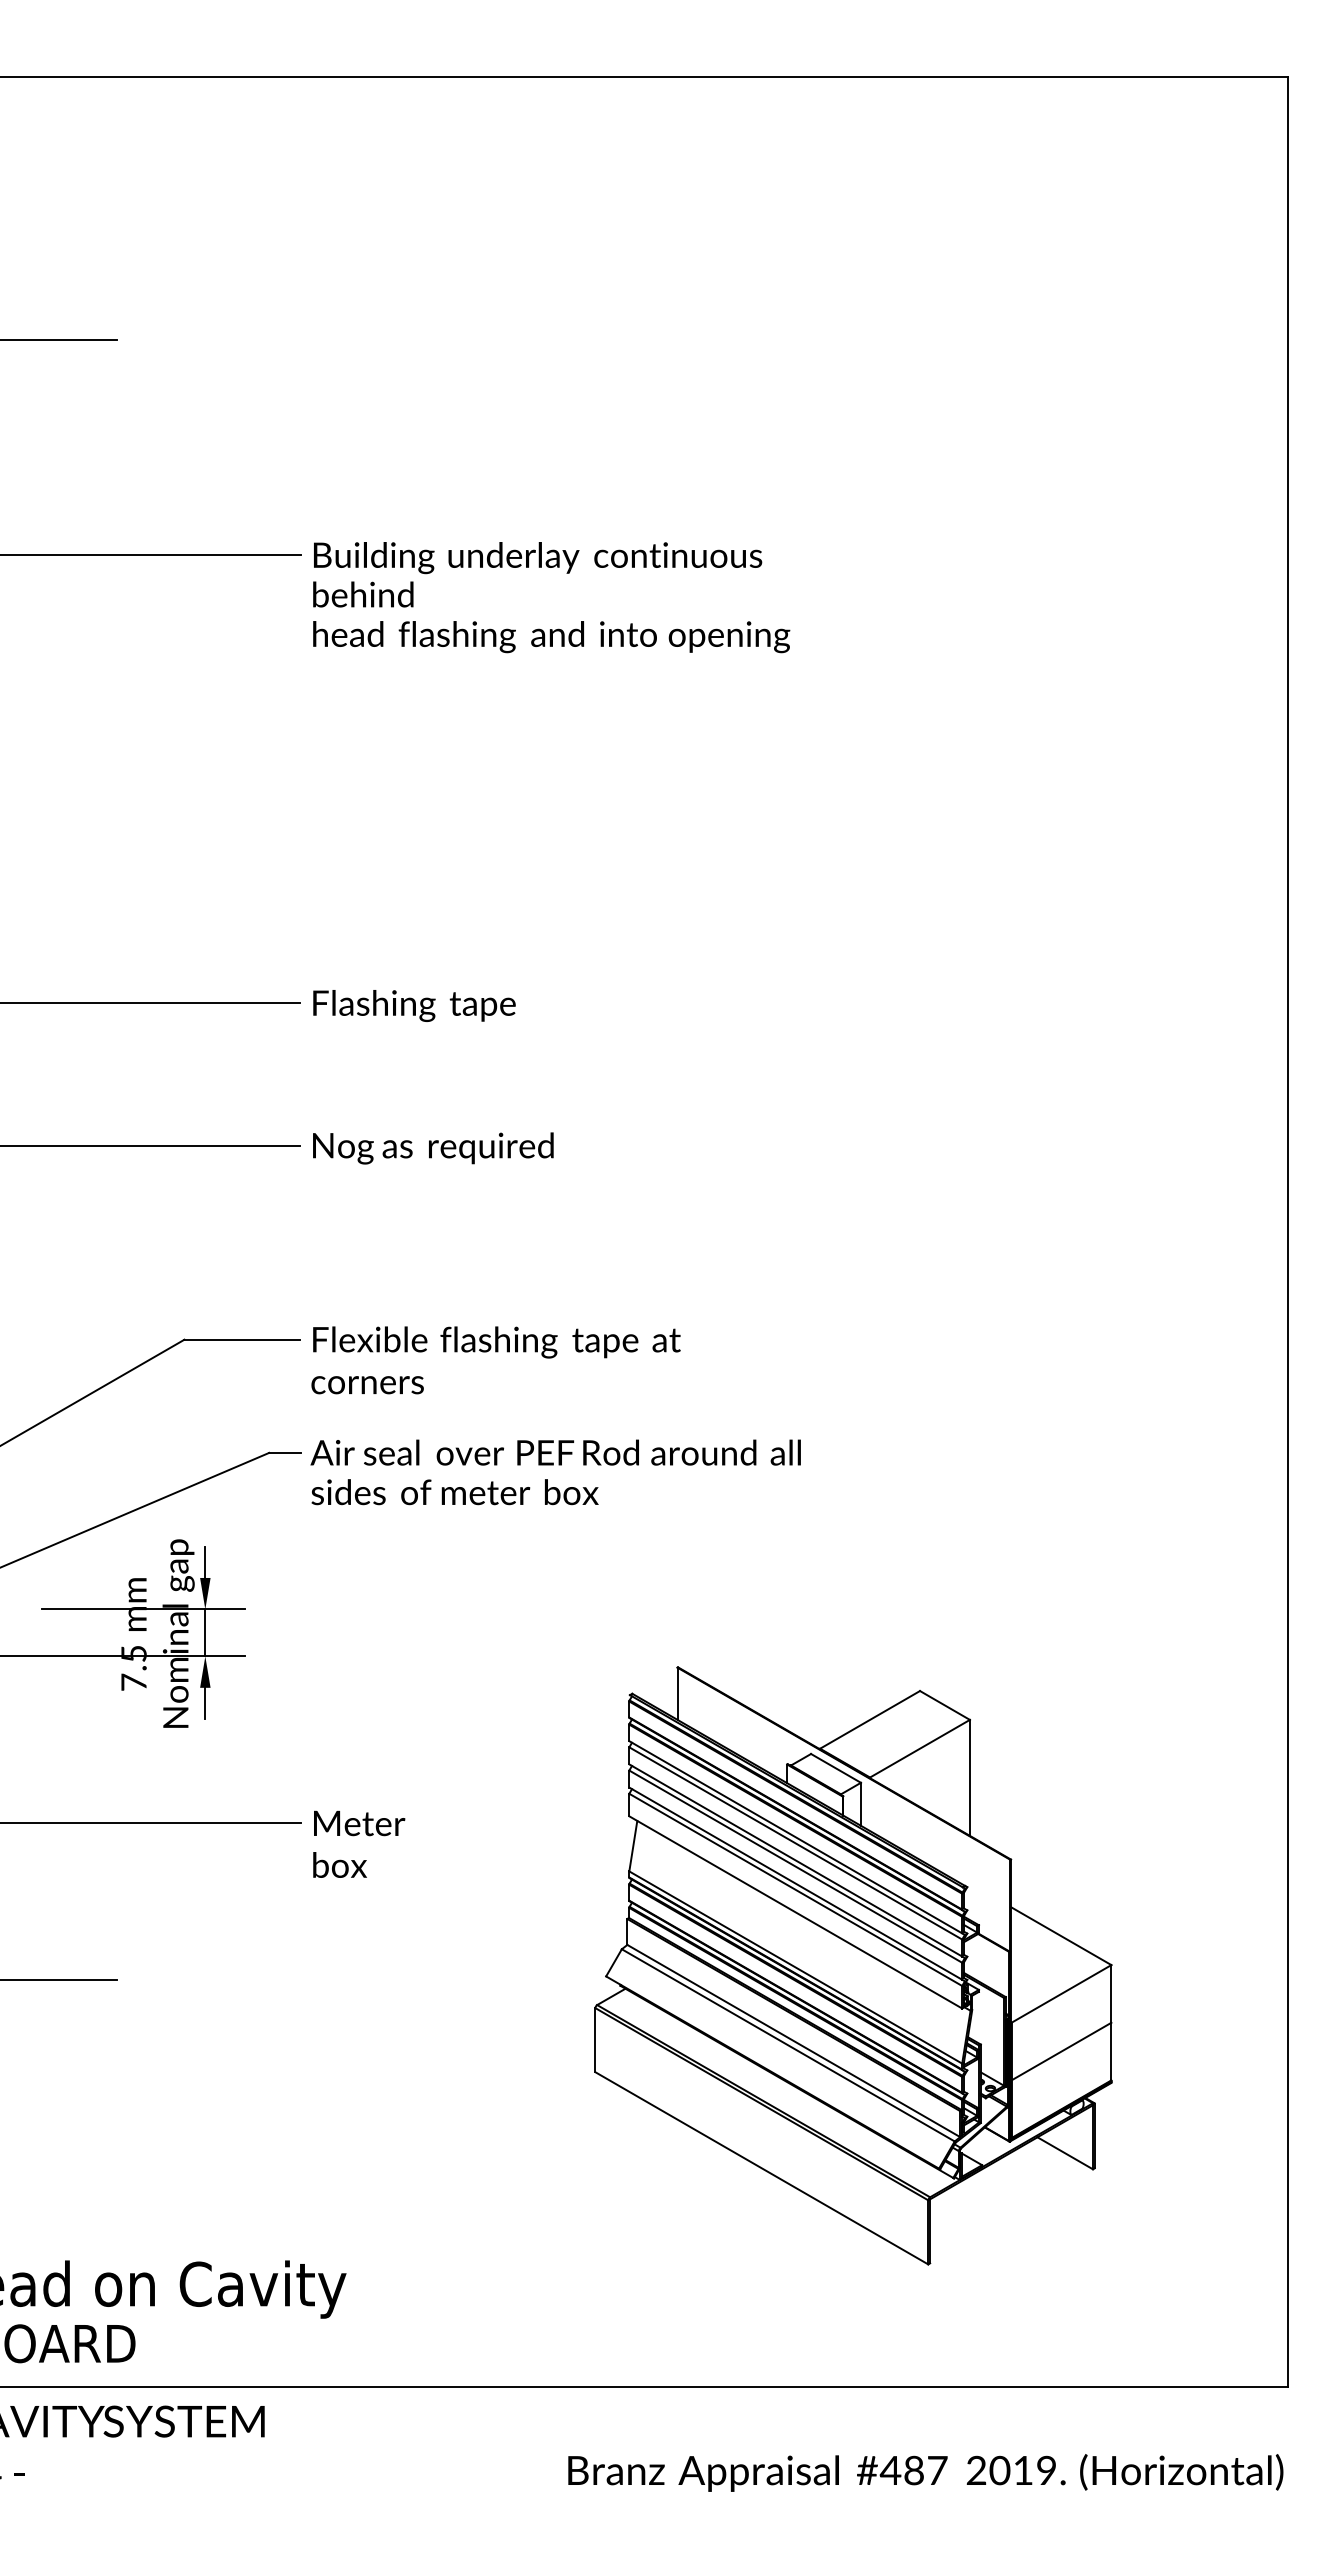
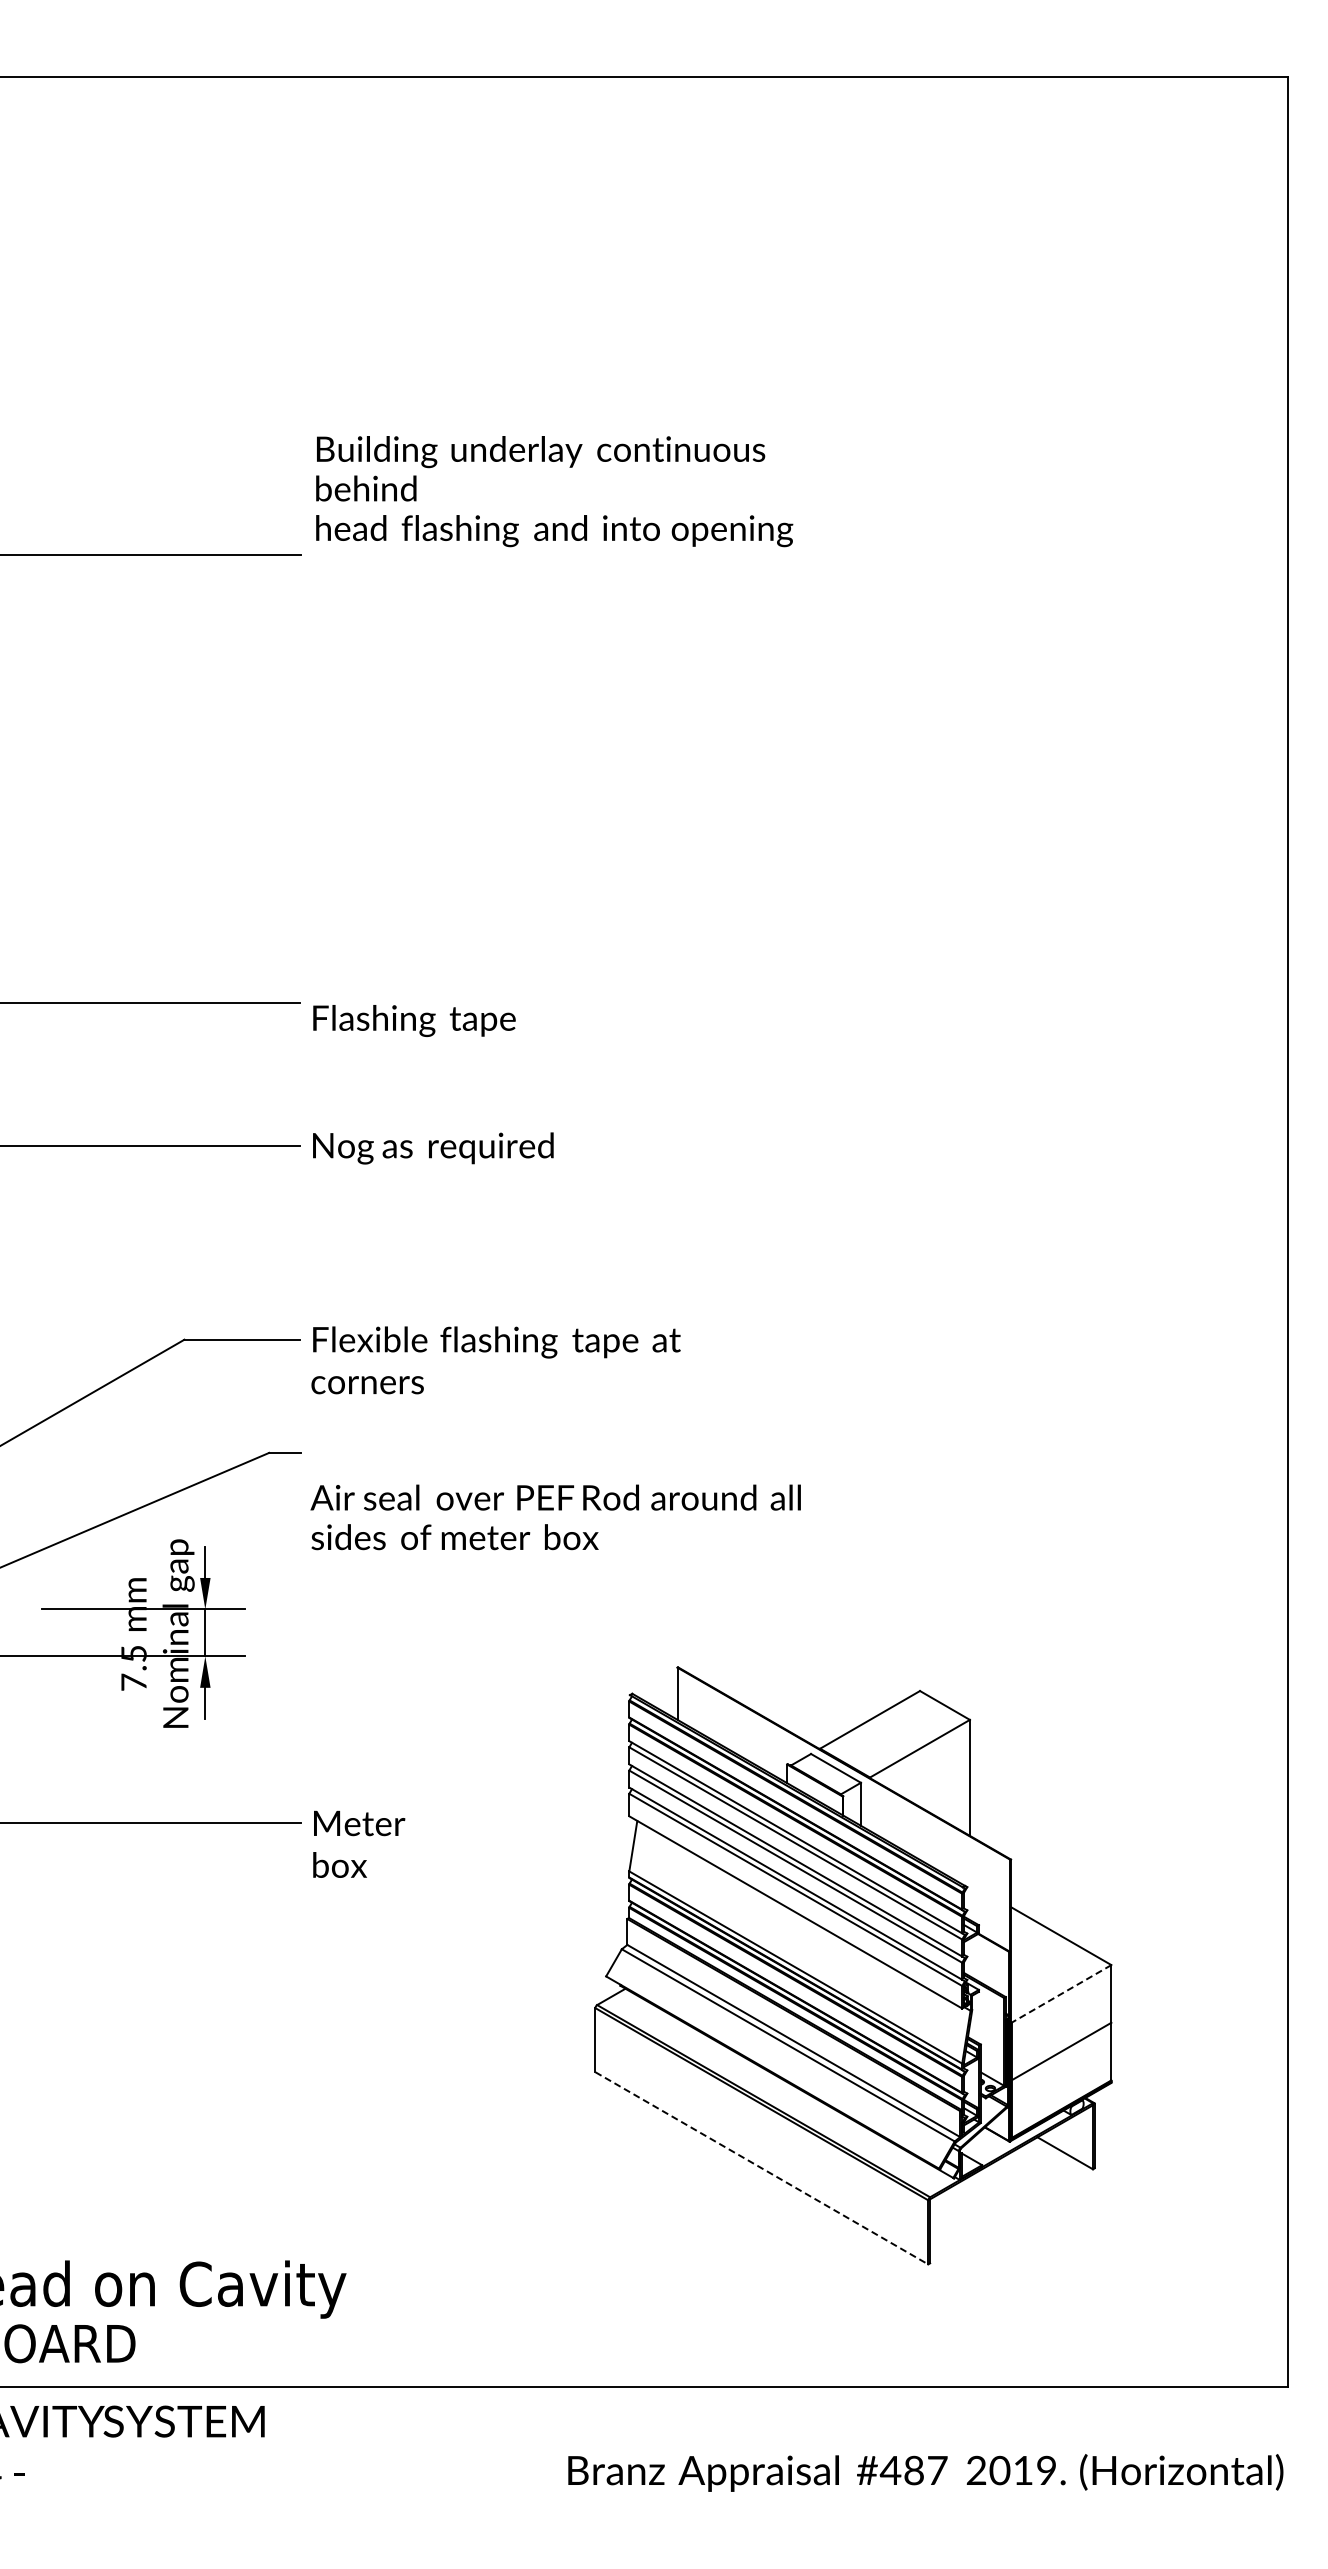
line: present -> none (59, 340)
text position: (551, 597) -> (554, 491) (554, 491)
text position: (414, 1005) -> (414, 1020) (414, 1020)
text position: (555, 1472) -> (555, 1517) (555, 1517)
line: present -> none (59, 1980)
line: solid -> dashed (1061, 1993)
line: solid -> dashed (762, 2168)
